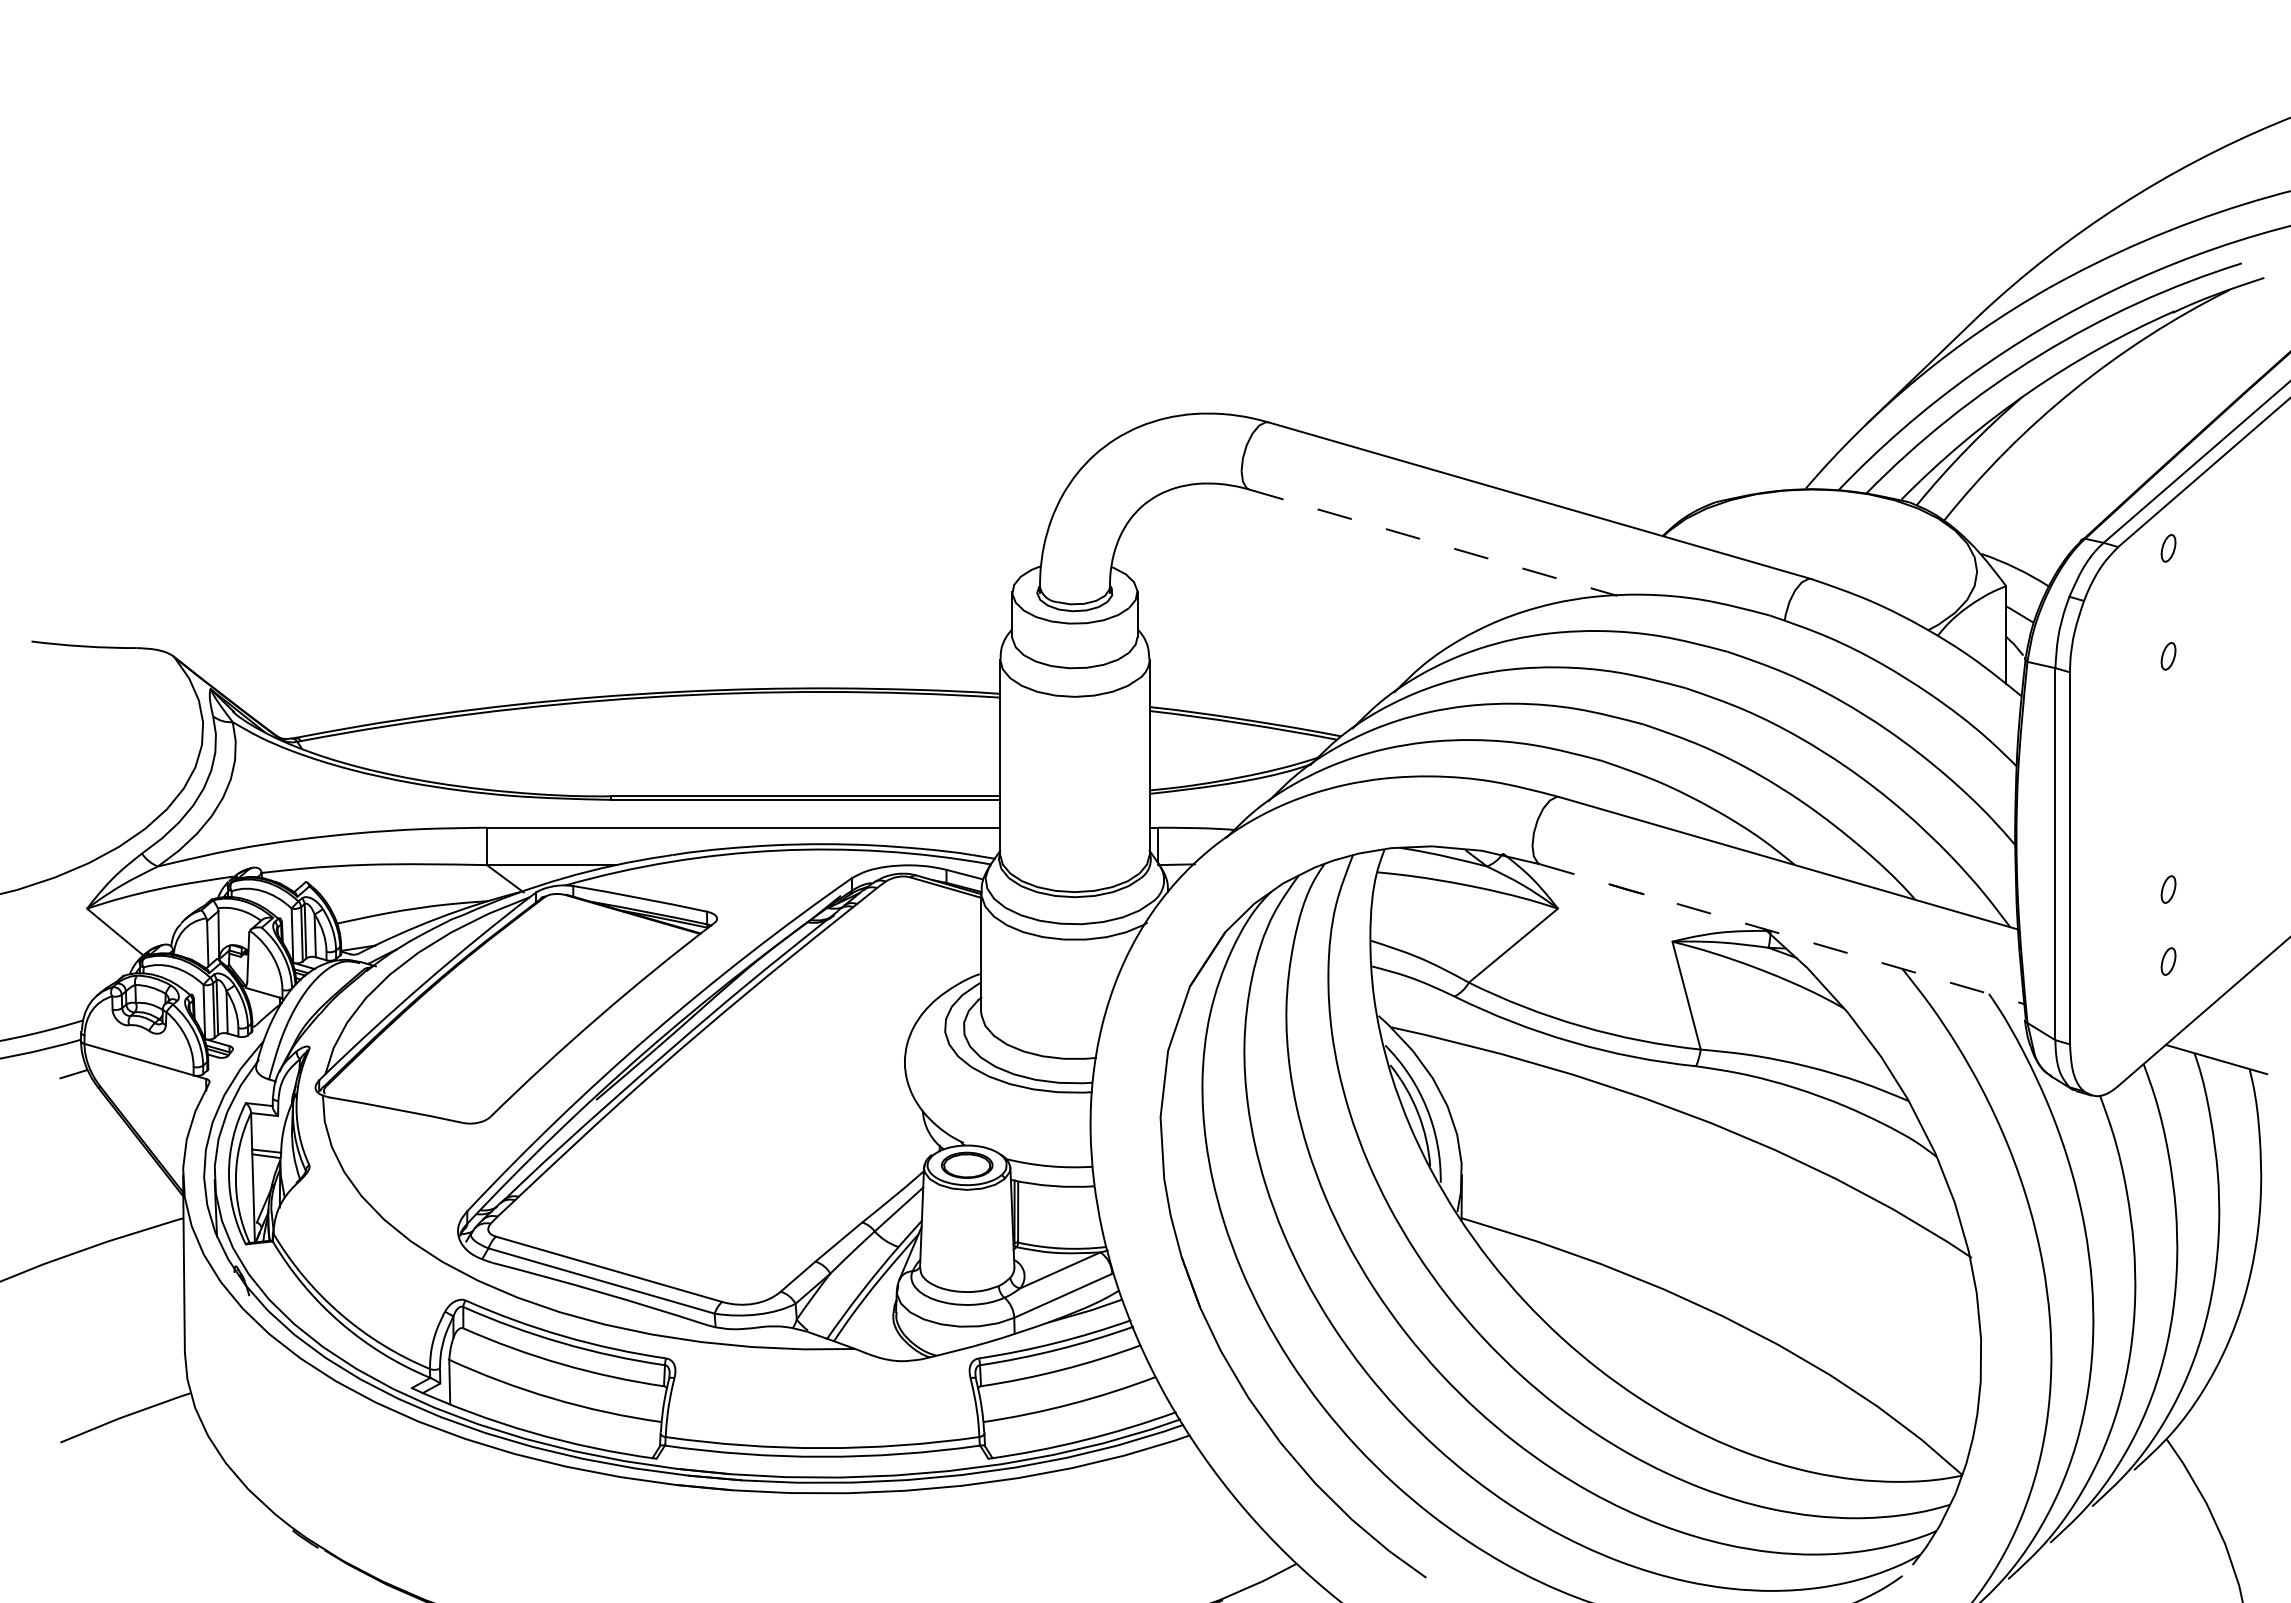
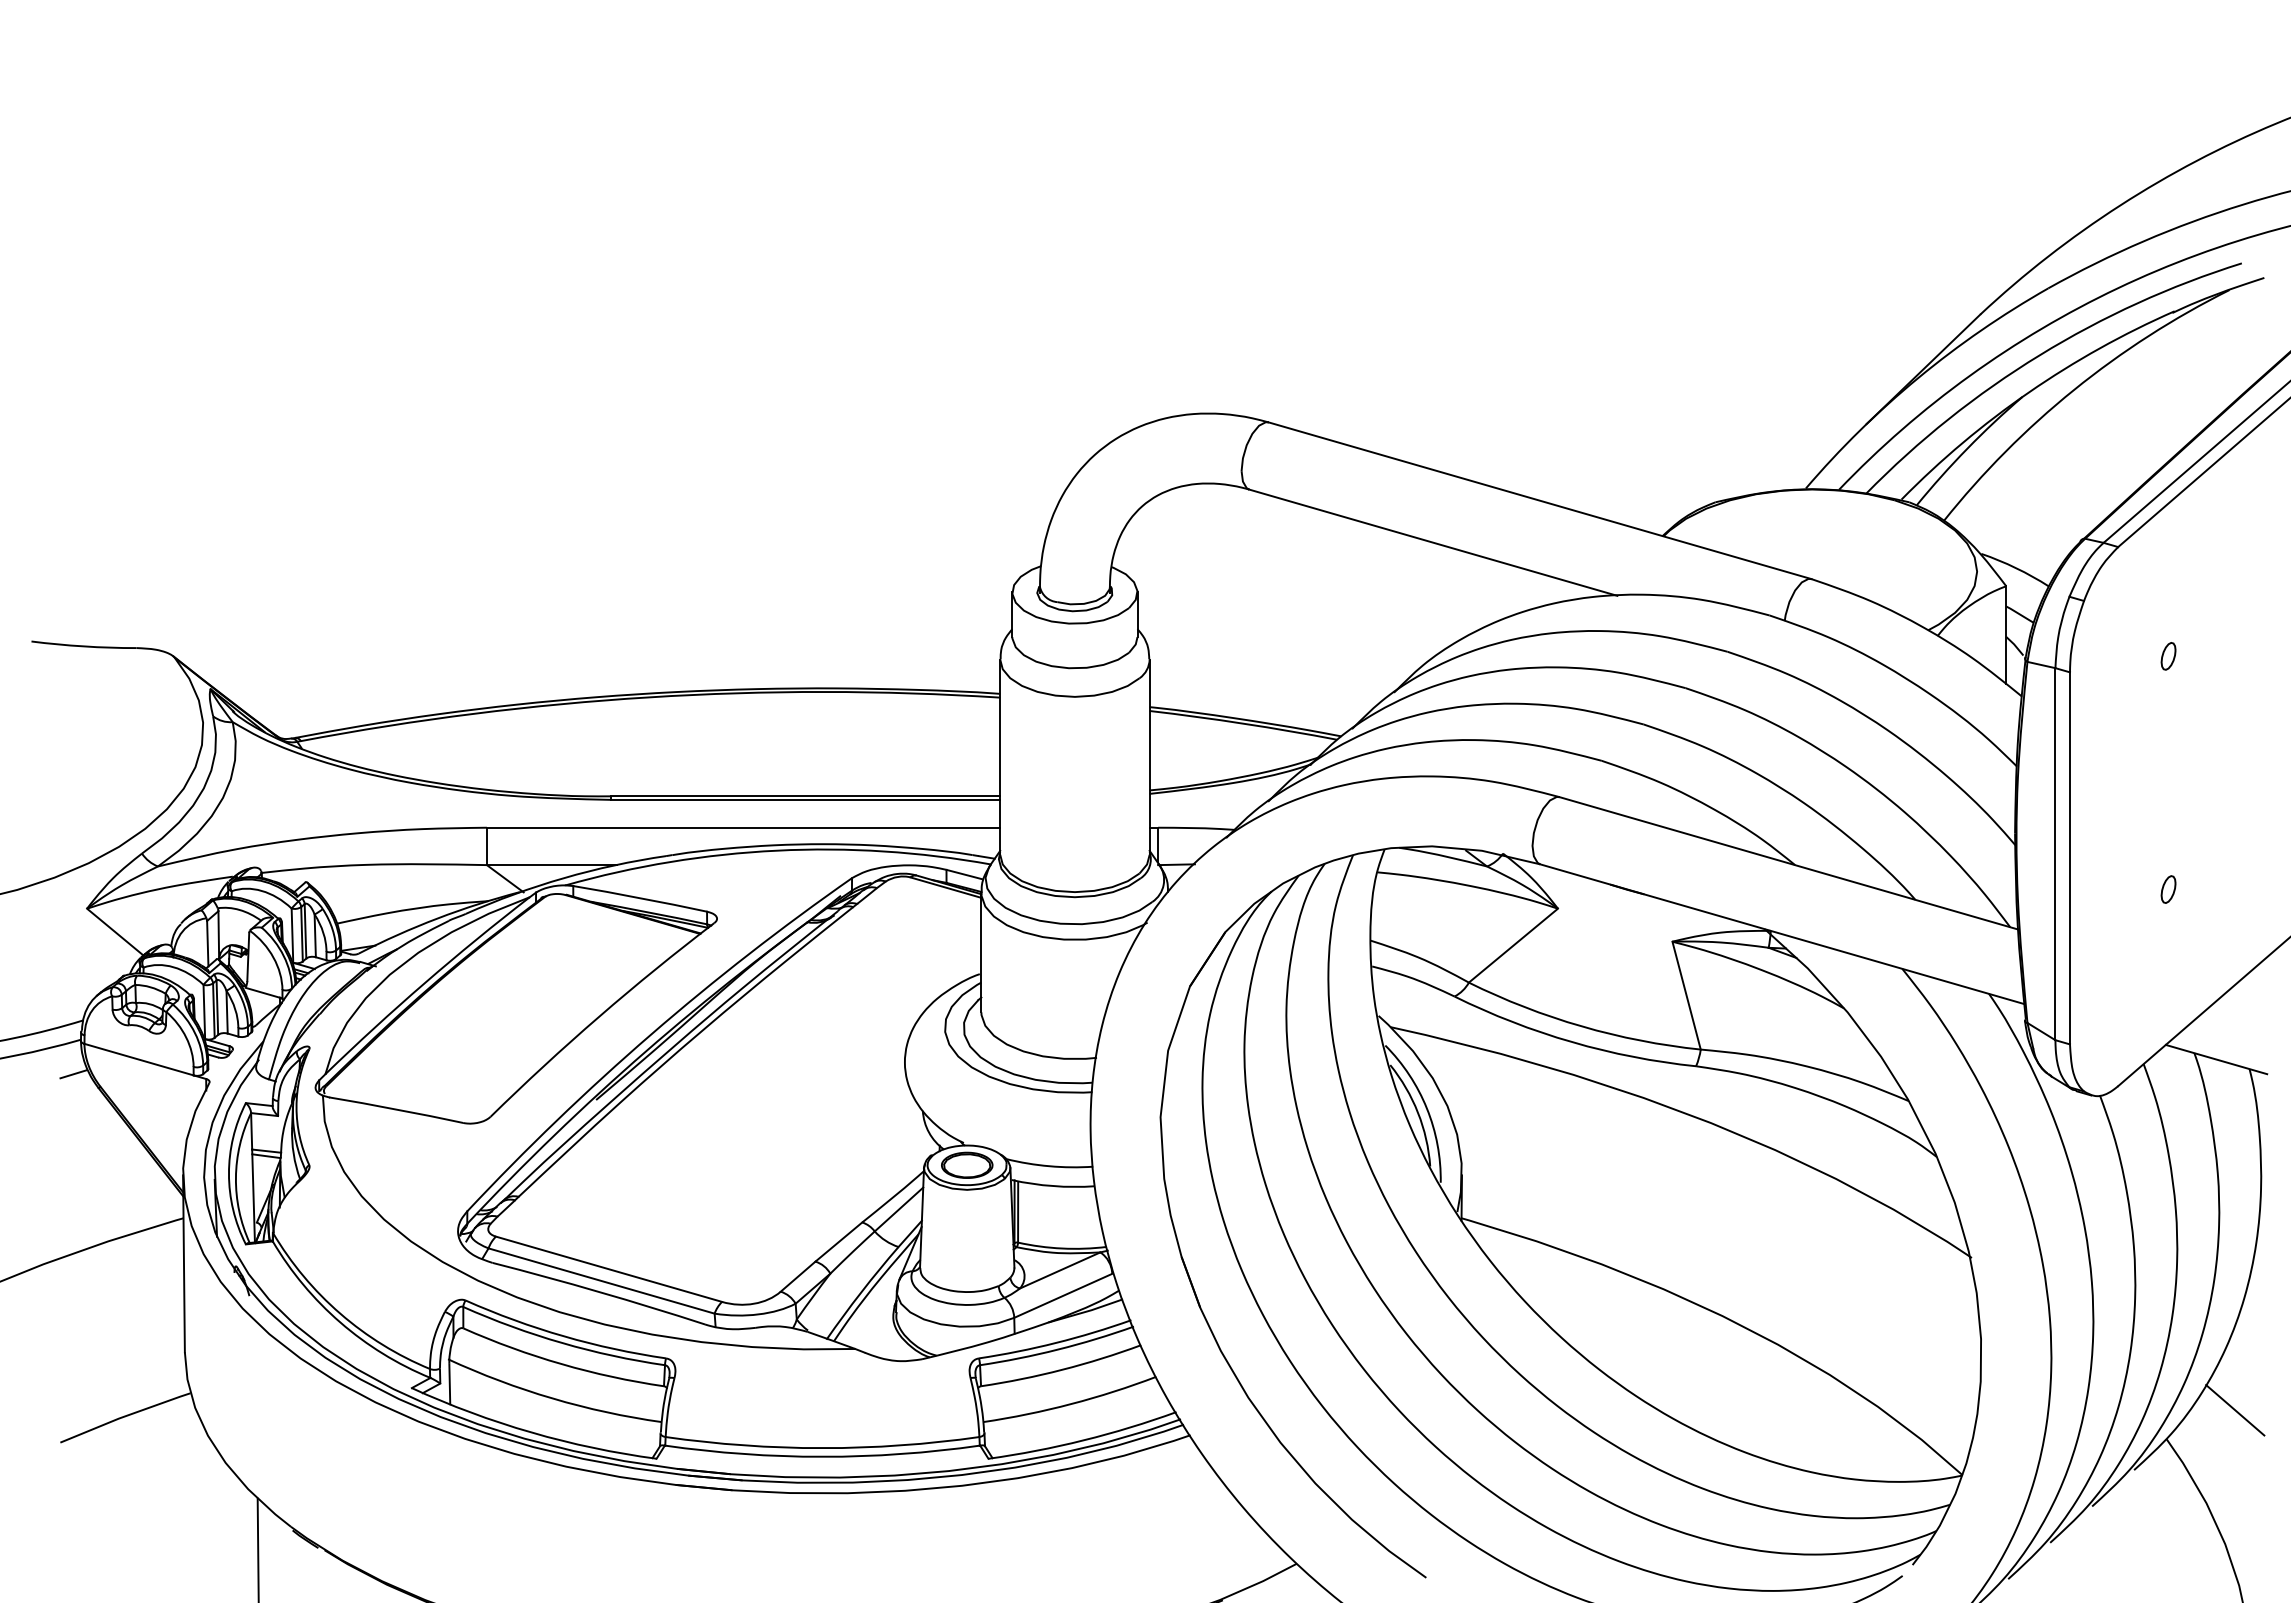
line: dashed -> solid (1433, 542)
part: present -> none (2168, 548)
line: dashed -> solid (1782, 934)
part: present -> none (2168, 961)
line: none -> present (2235, 1410)
line: none -> present (257, 1548)
